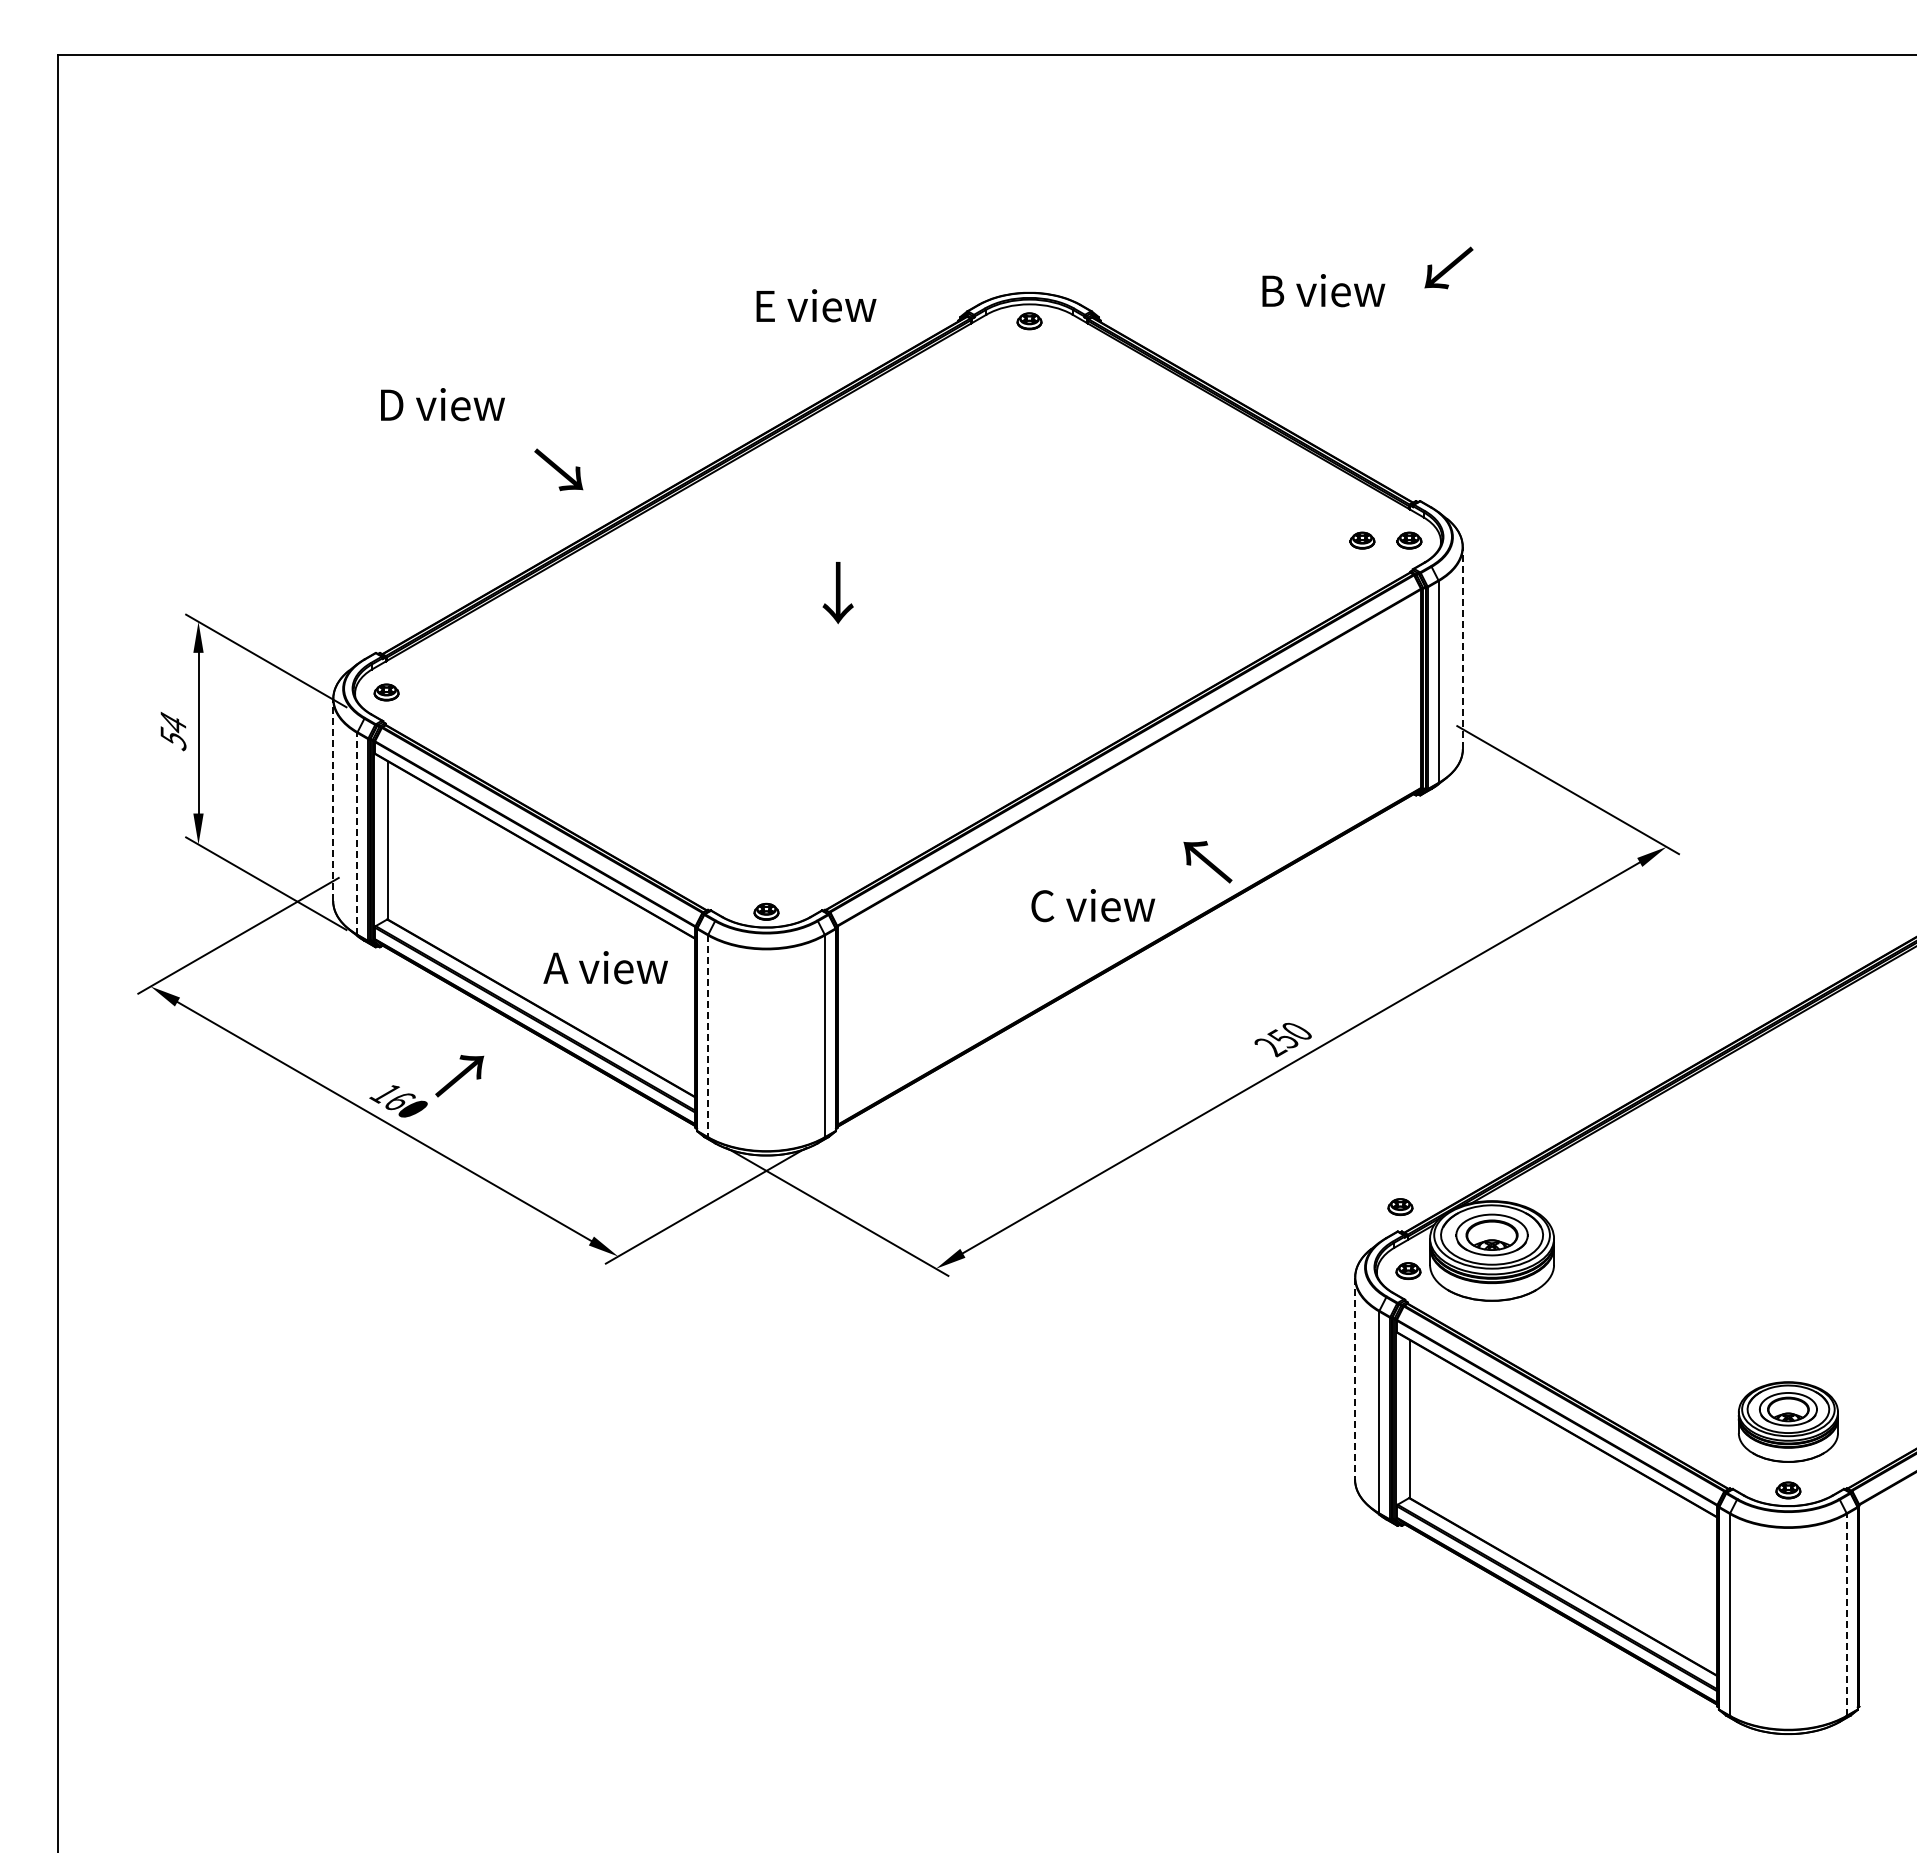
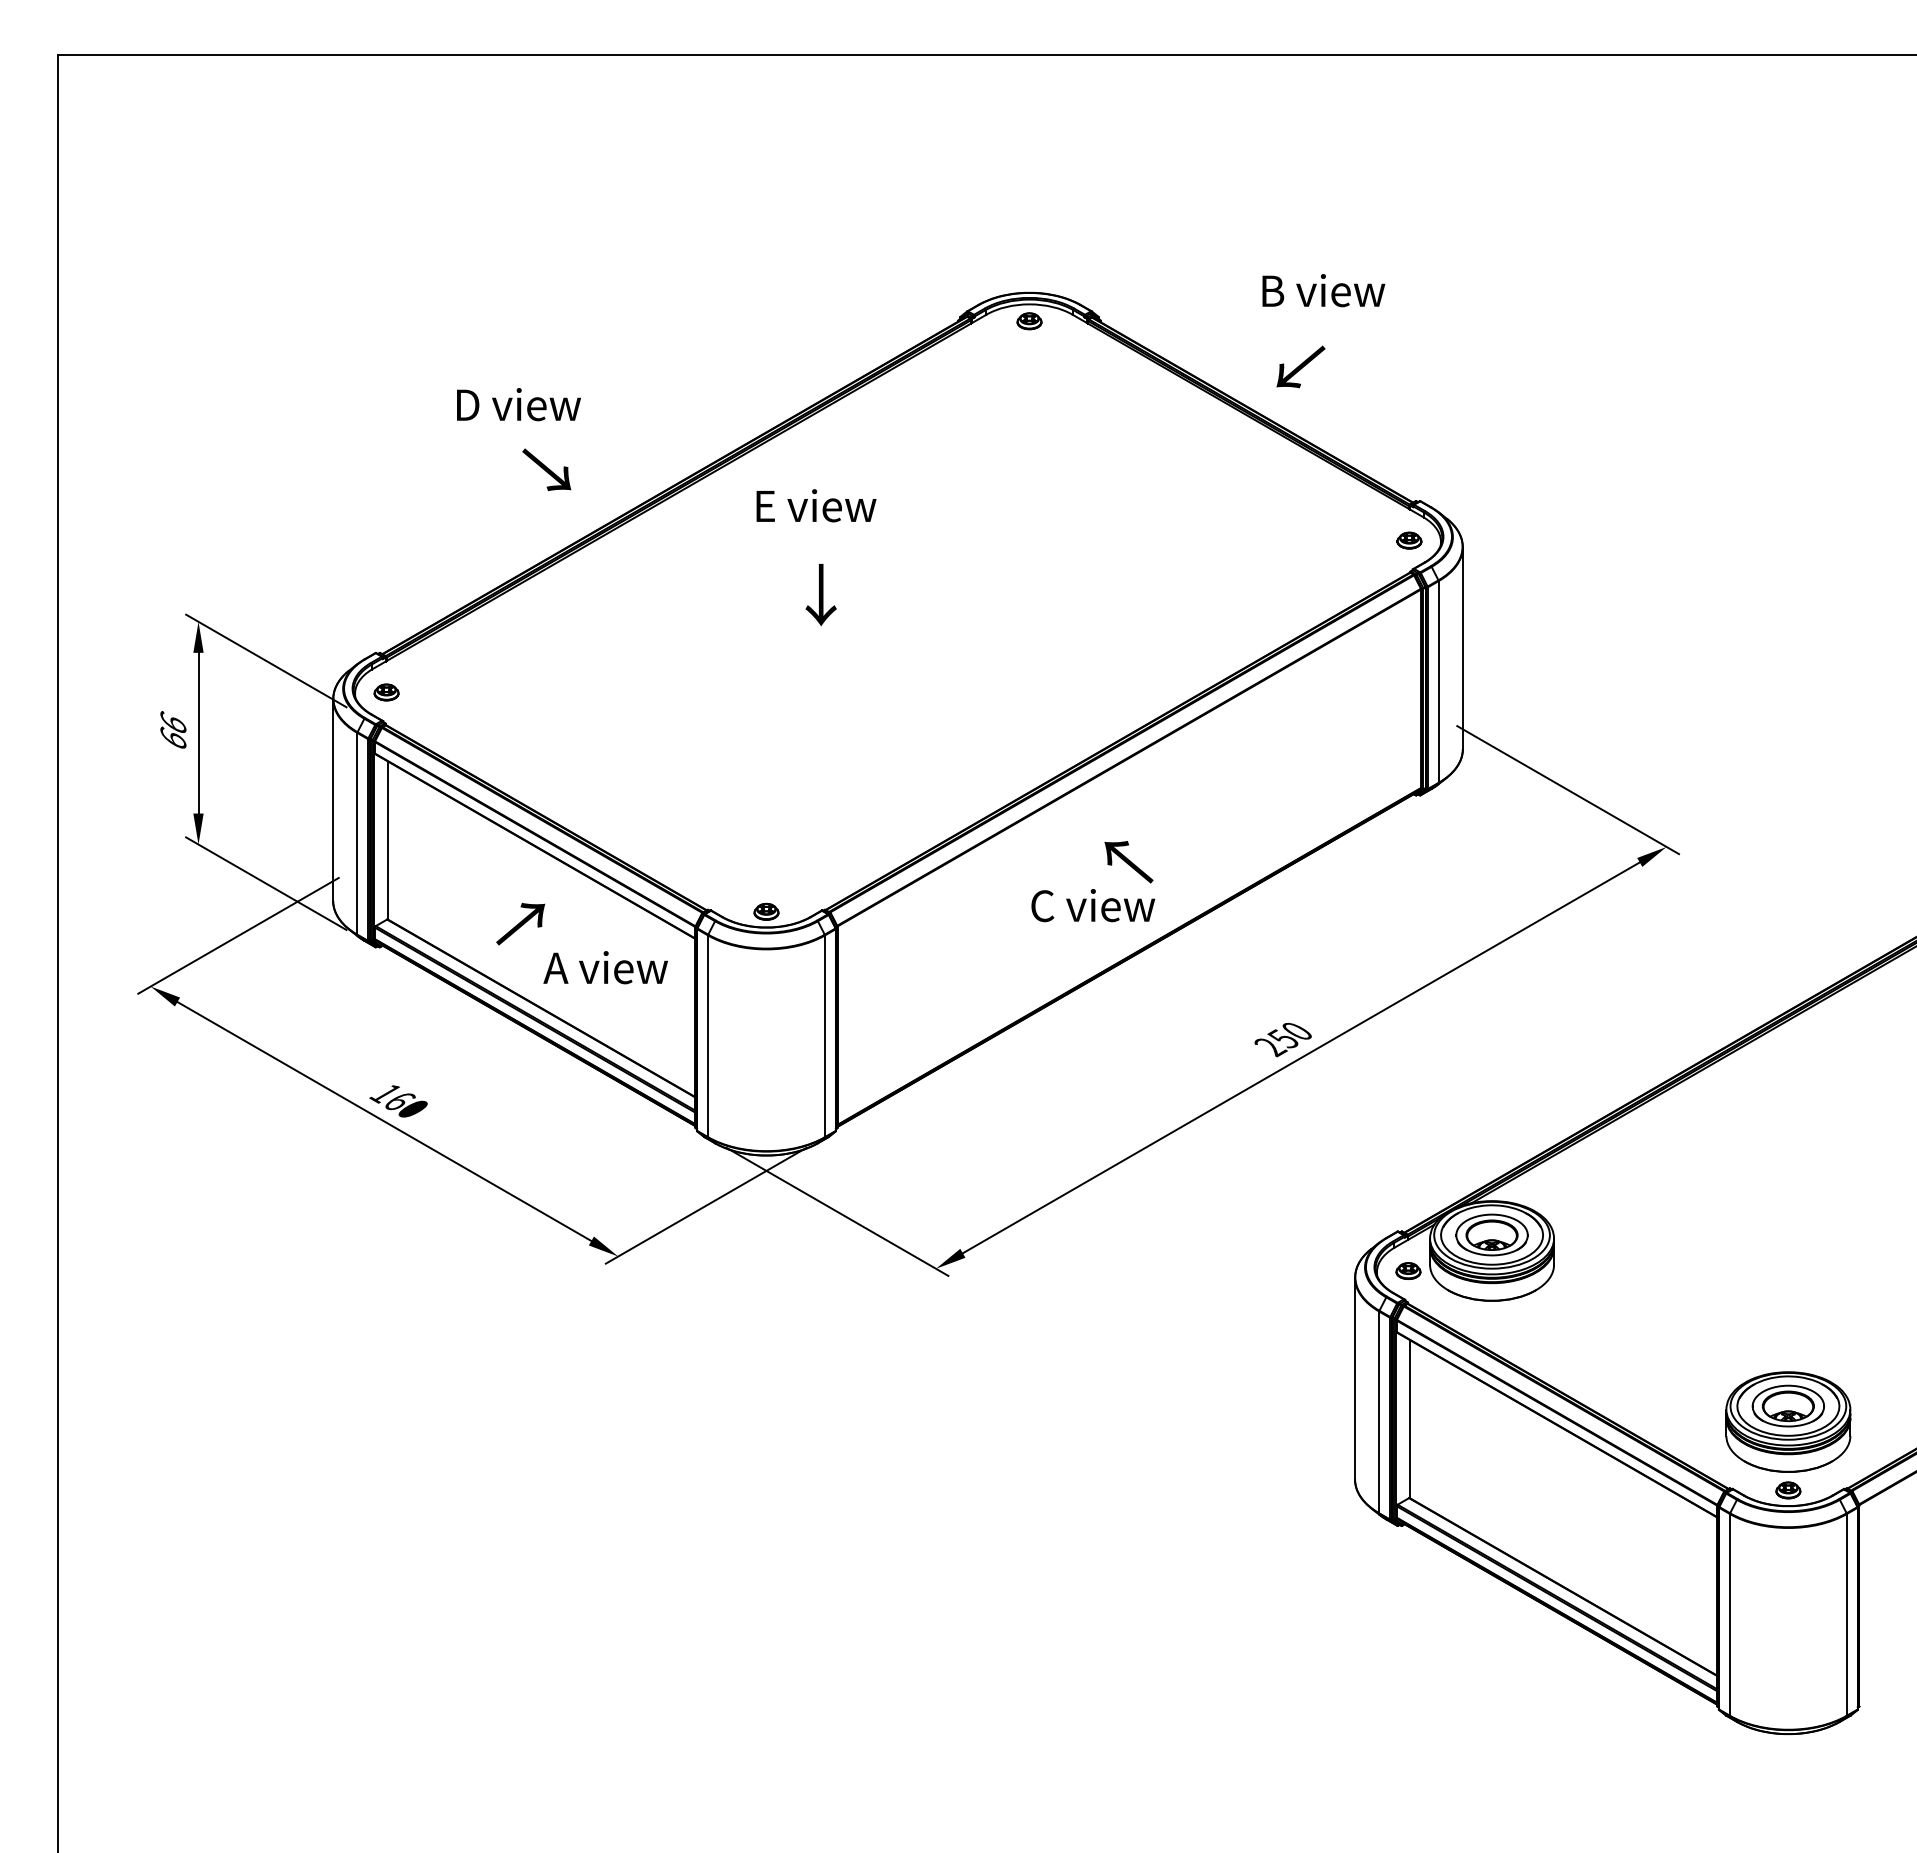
text position: (1448, 267) -> (1300, 366) (1300, 366)
text position: (816, 305) -> (816, 505) (816, 505)
text position: (442, 404) -> (518, 404) (518, 404)
text position: (558, 469) -> (546, 469) (546, 469)
part: present -> none (1362, 540)
text position: (837, 593) -> (820, 595) (820, 595)
line: dashed -> solid (1462, 648)
text: 54 -> 66 (173, 730)
line: dashed -> solid (333, 800)
line: dashed -> solid (357, 833)
text position: (1207, 862) -> (1128, 862) (1128, 862)
line: dashed -> solid (708, 1036)
text position: (459, 1076) -> (520, 924) (520, 924)
part: present -> none (1400, 1206)
line: dashed -> solid (1355, 1378)
part size: 102x82 px -> 127x102 px (1788, 1421)
line: dashed -> solid (1846, 1614)
